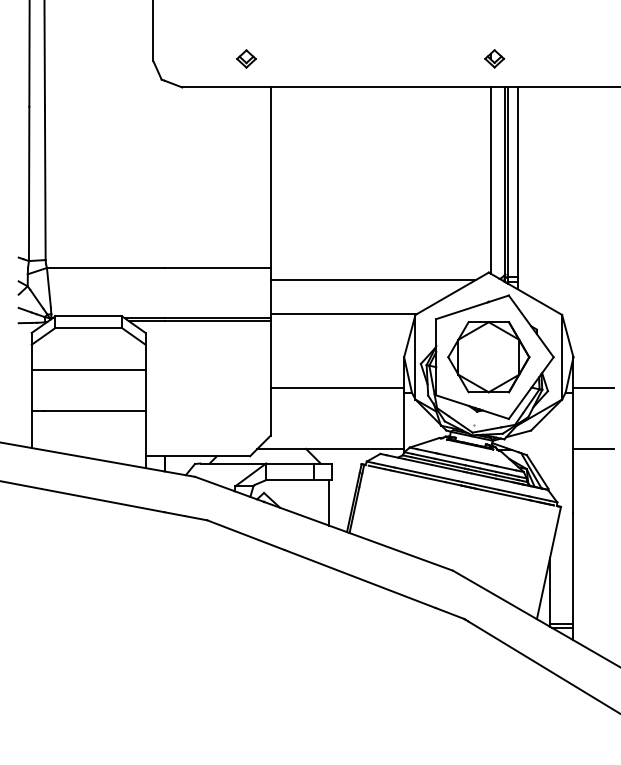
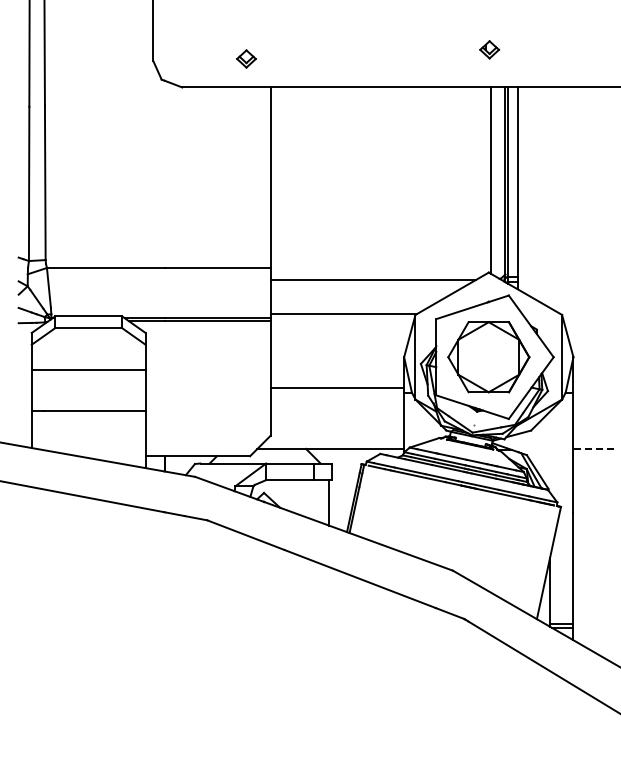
part position: (494, 58) -> (489, 49) (489, 49)
line: present -> none (593, 388)
line: solid -> dashed (593, 448)
